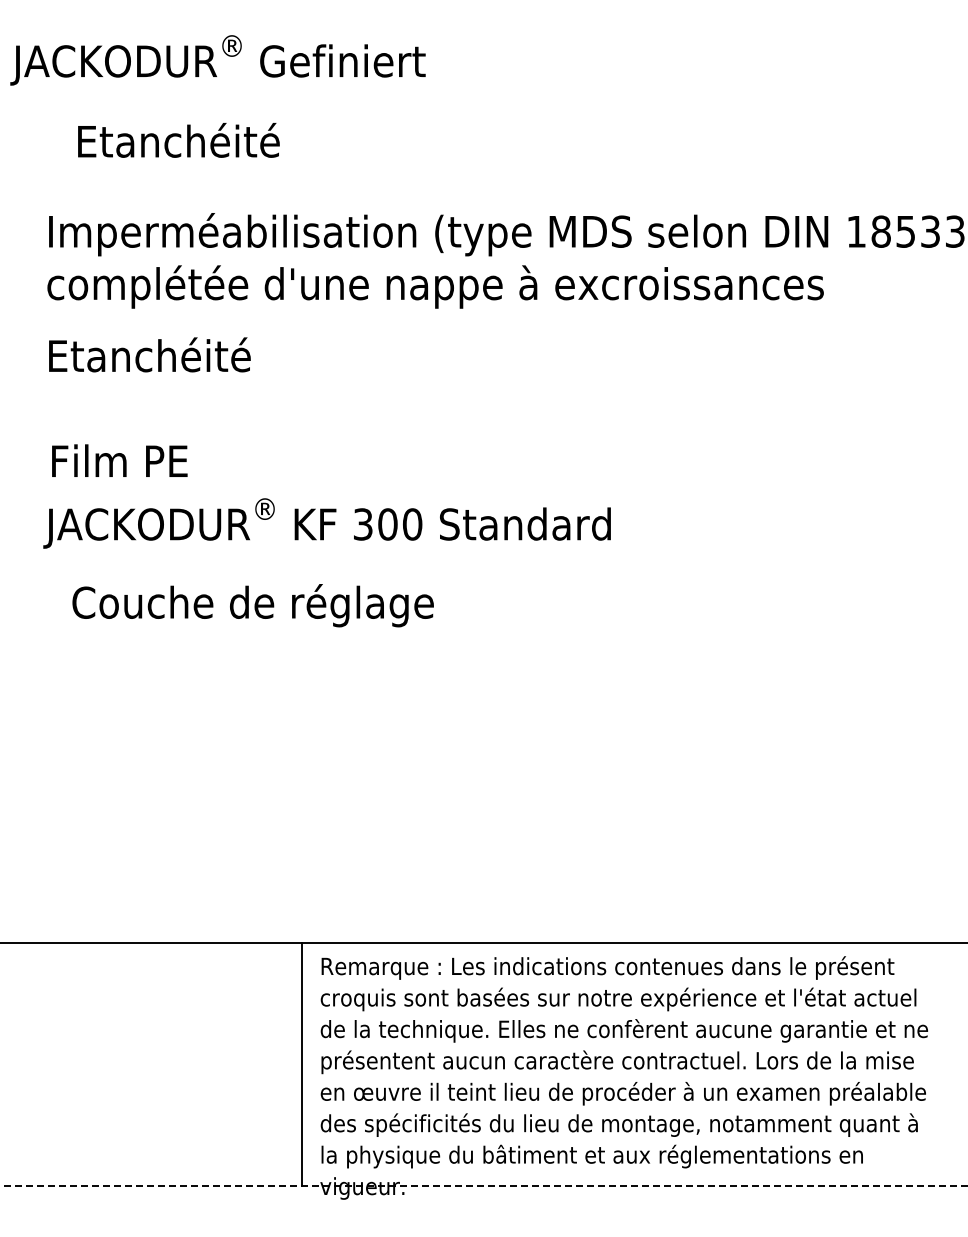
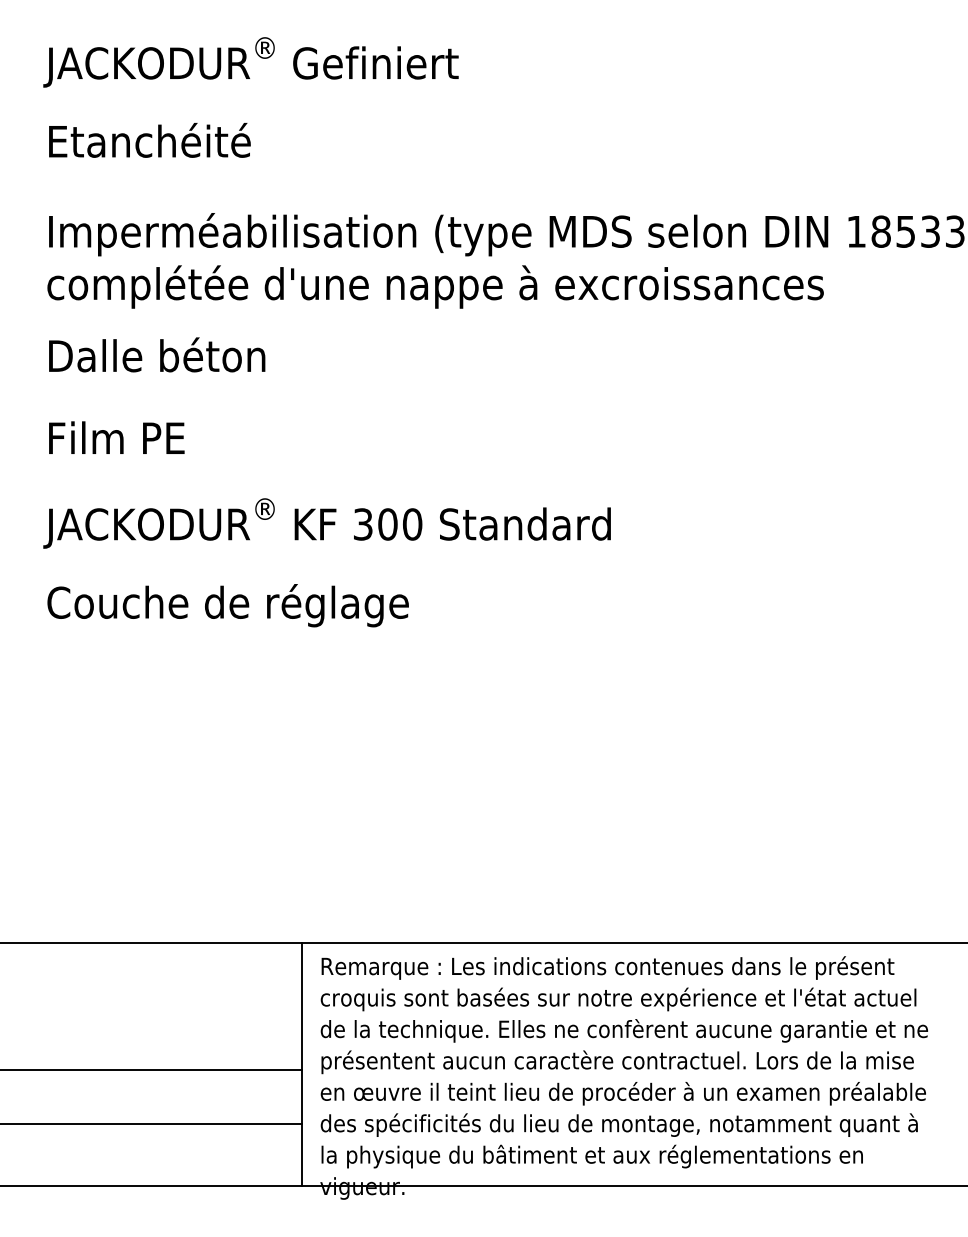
text position: (217, 60) -> (250, 62) (250, 62)
text position: (178, 140) -> (149, 140) (149, 140)
text: Etanchéité -> Dalle béton (159, 354)
text position: (119, 460) -> (116, 437) (116, 437)
text position: (252, 605) -> (227, 605) (227, 605)
line: none -> present (151, 1069)
line: none -> present (151, 1124)
line: dashed -> solid (484, 1186)
